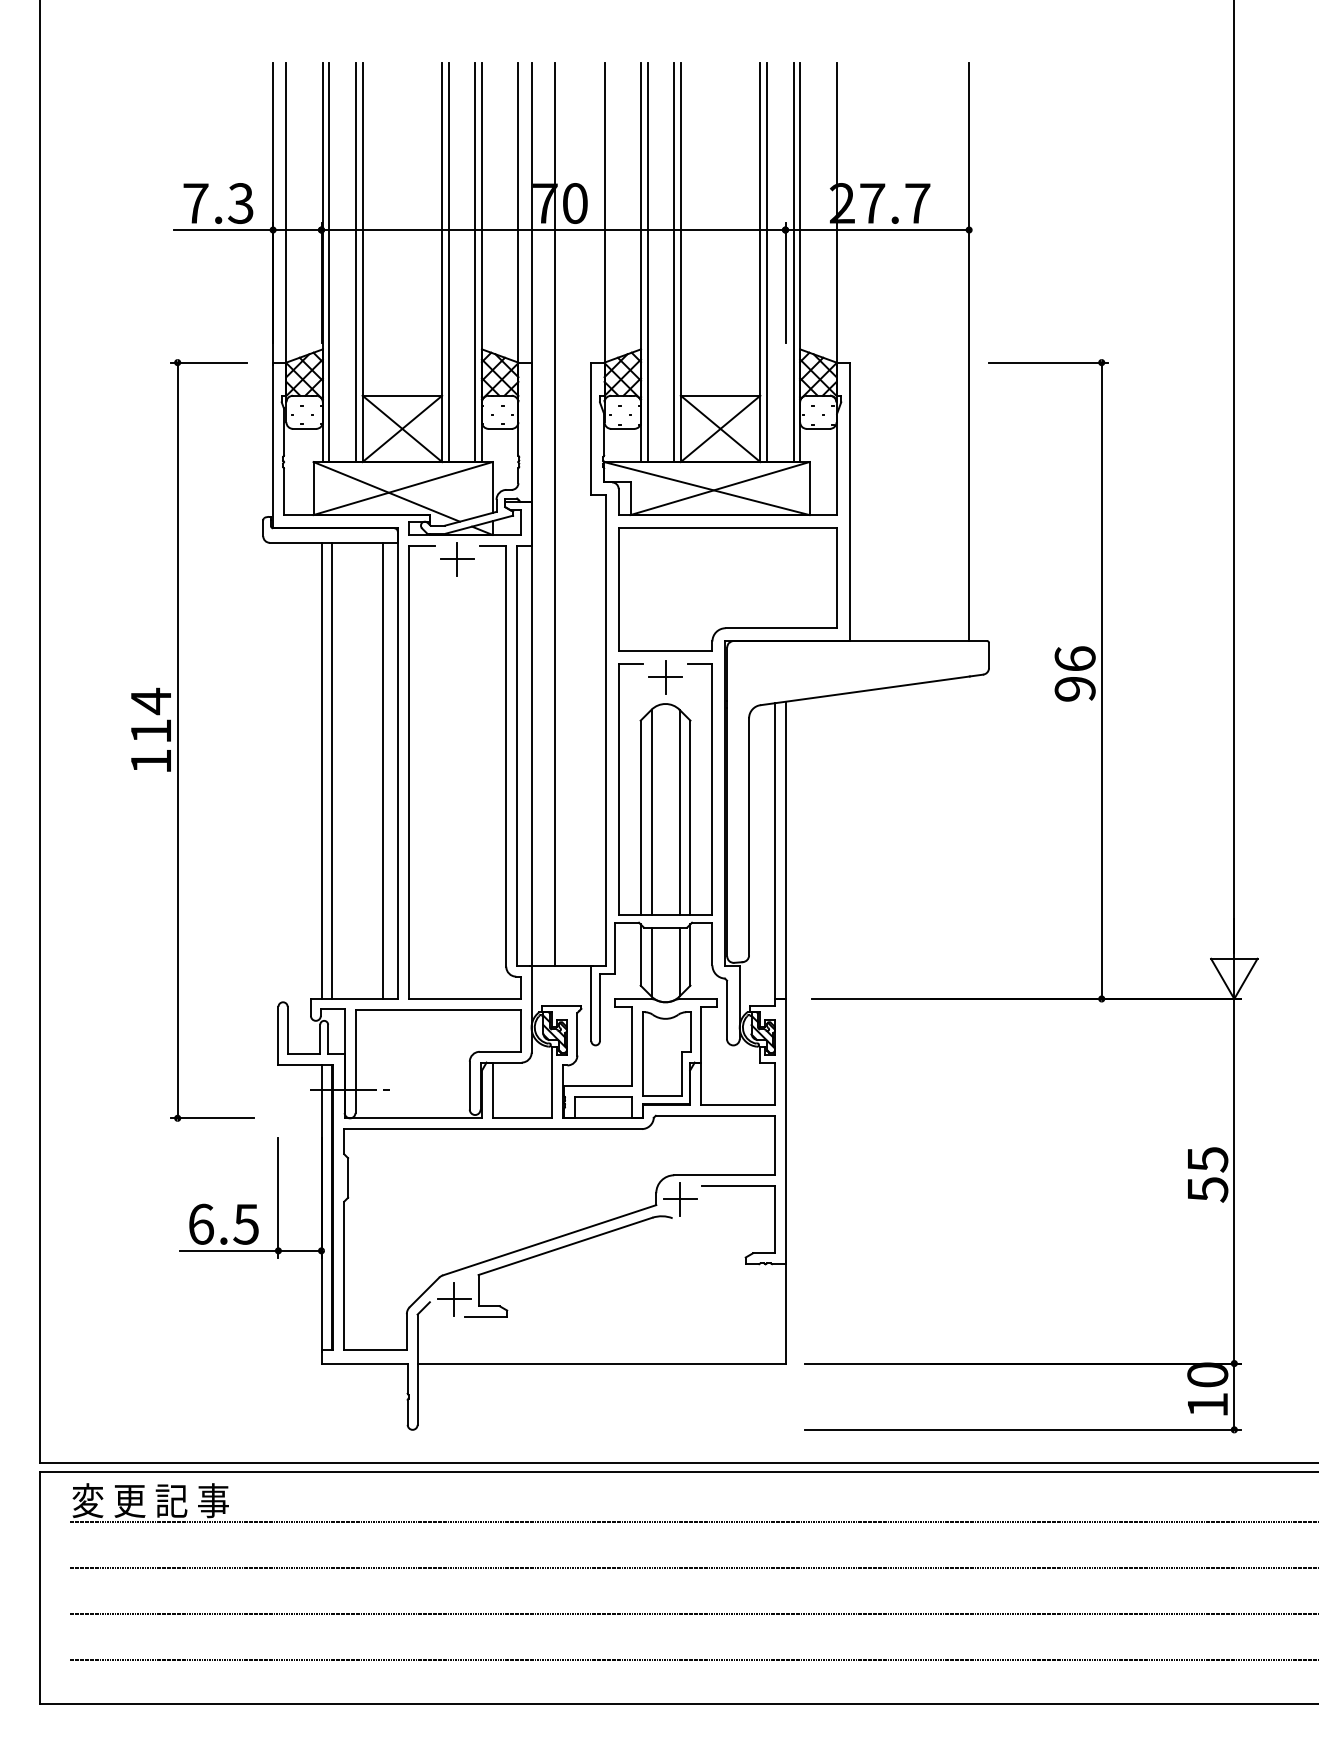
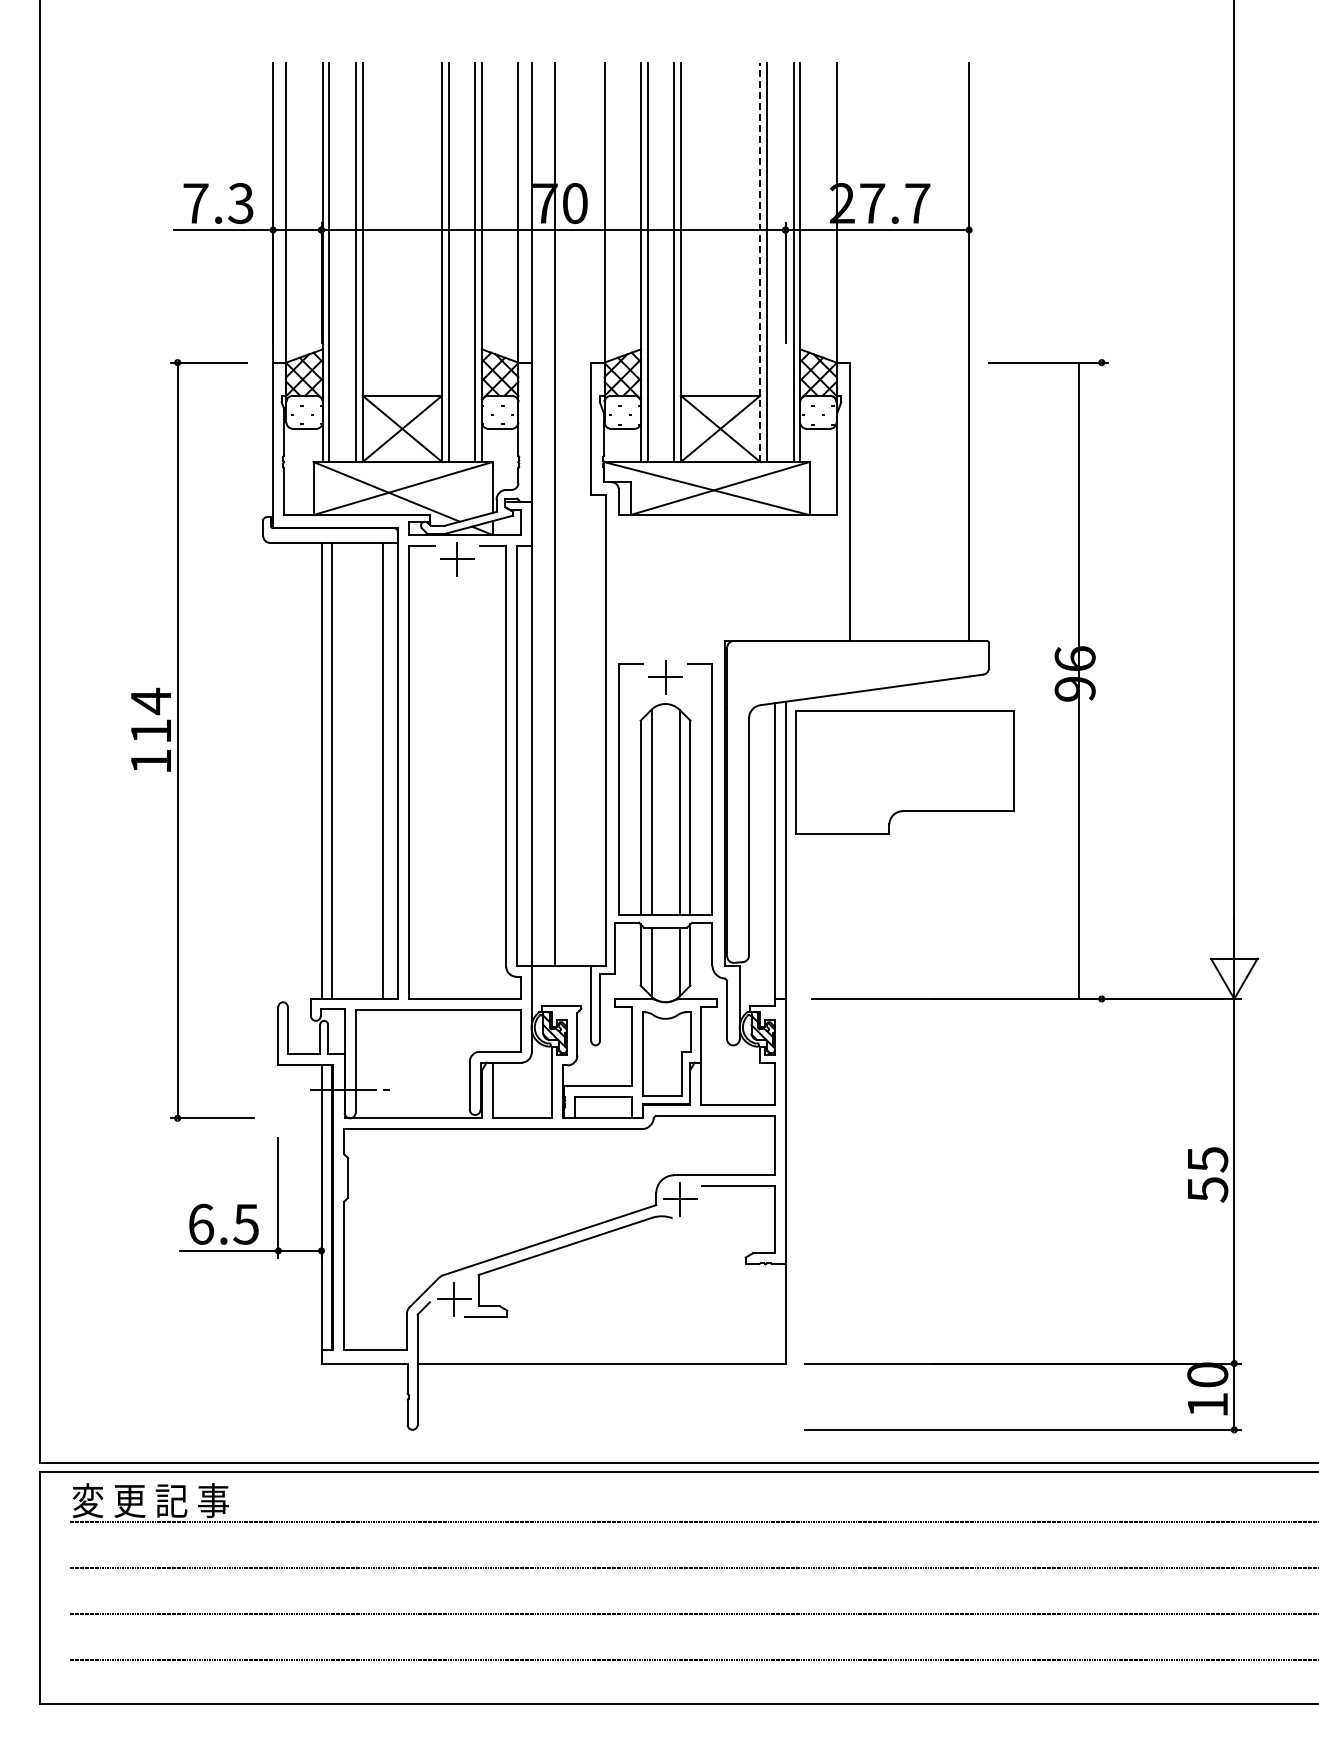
line: solid -> dashed (760, 262)
part position: (727, 589) -> (904, 772) (904, 772)
line position: (1101, 680) -> (1078, 680) (1078, 680)
